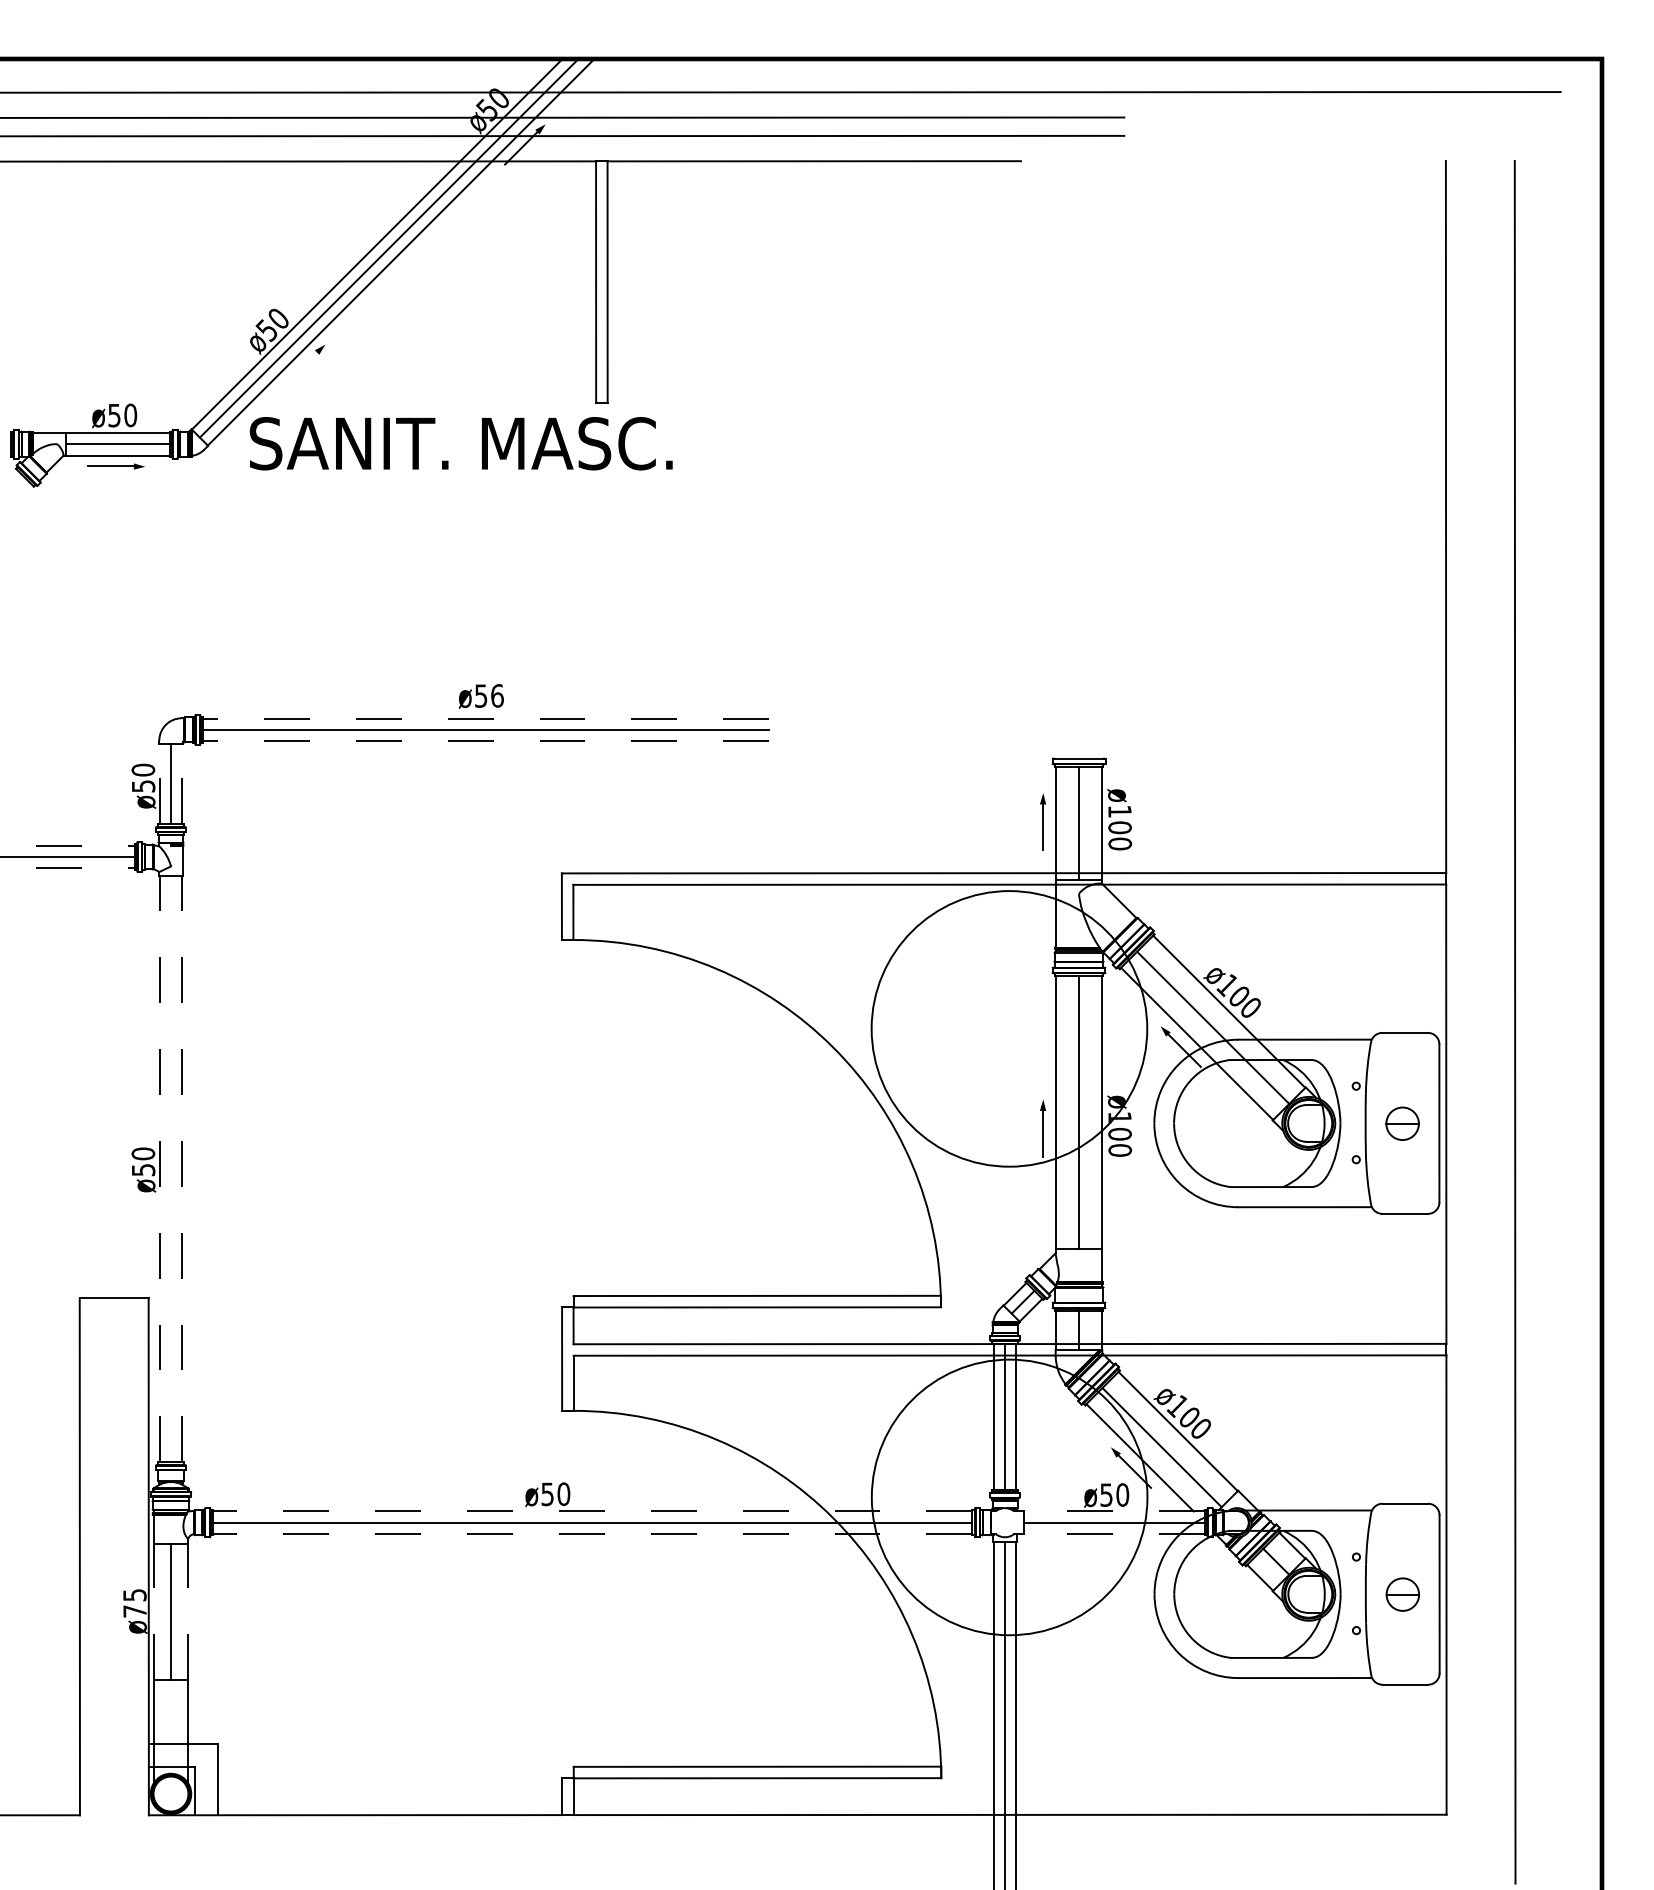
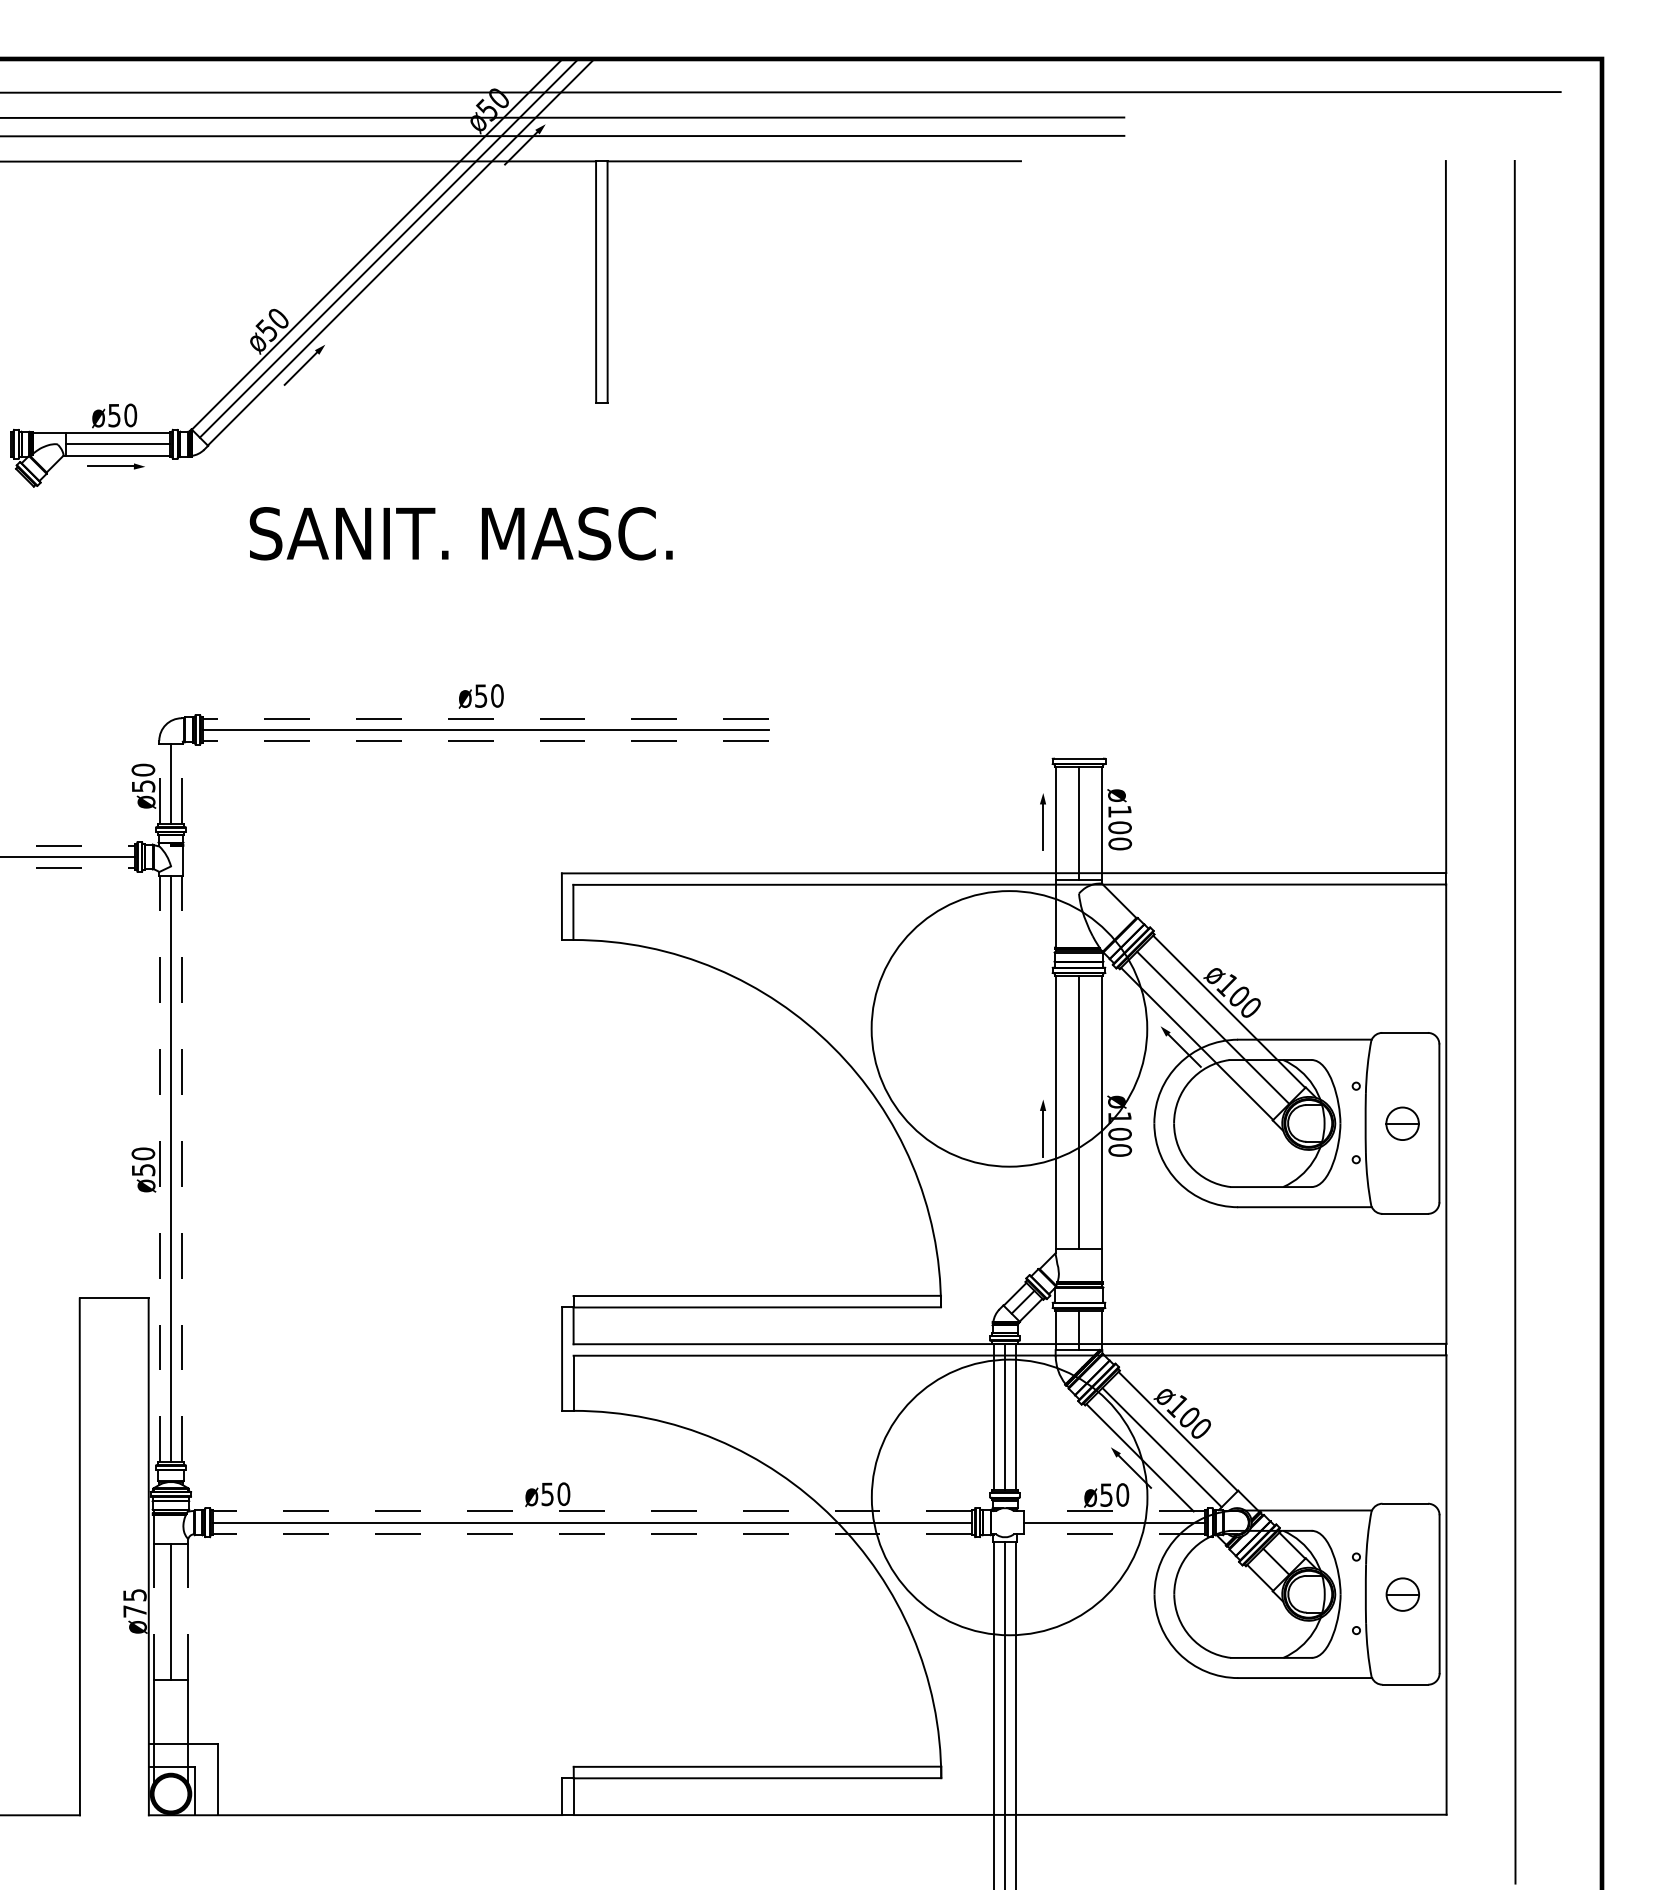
line: none -> present (300, 368)
text position: (460, 443) -> (460, 533) (460, 533)
text: ø56 -> ø50 (497, 695)
line: none -> present (170, 1169)
